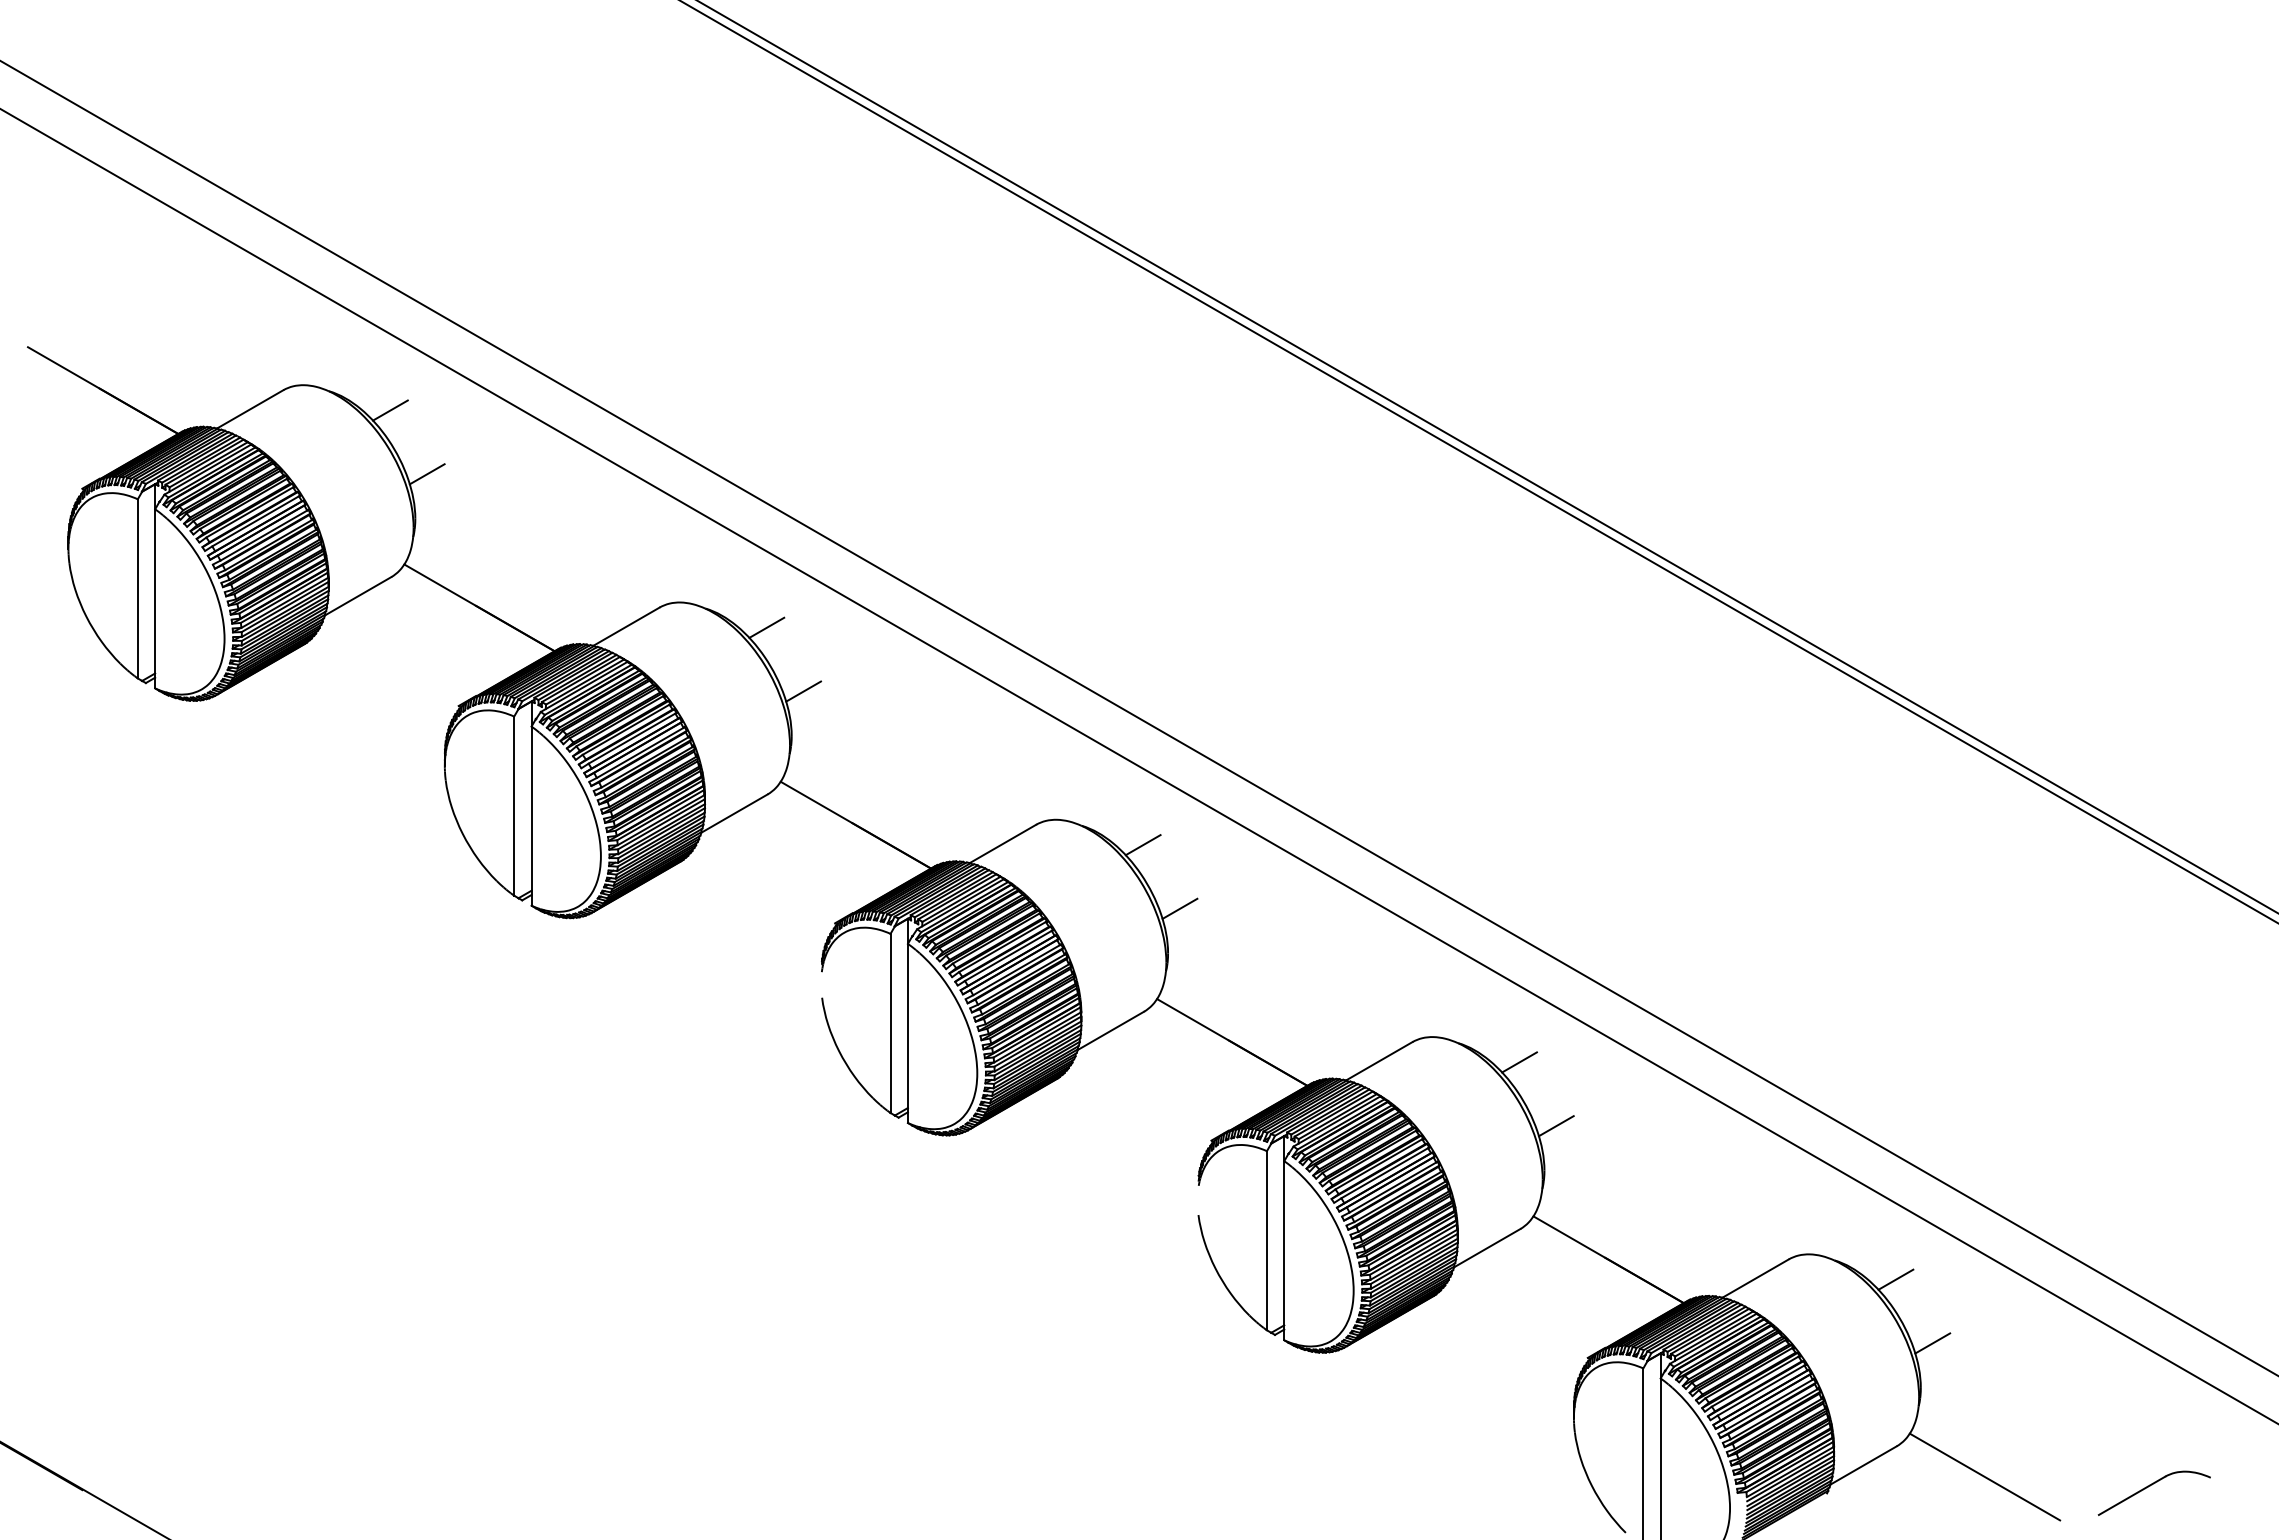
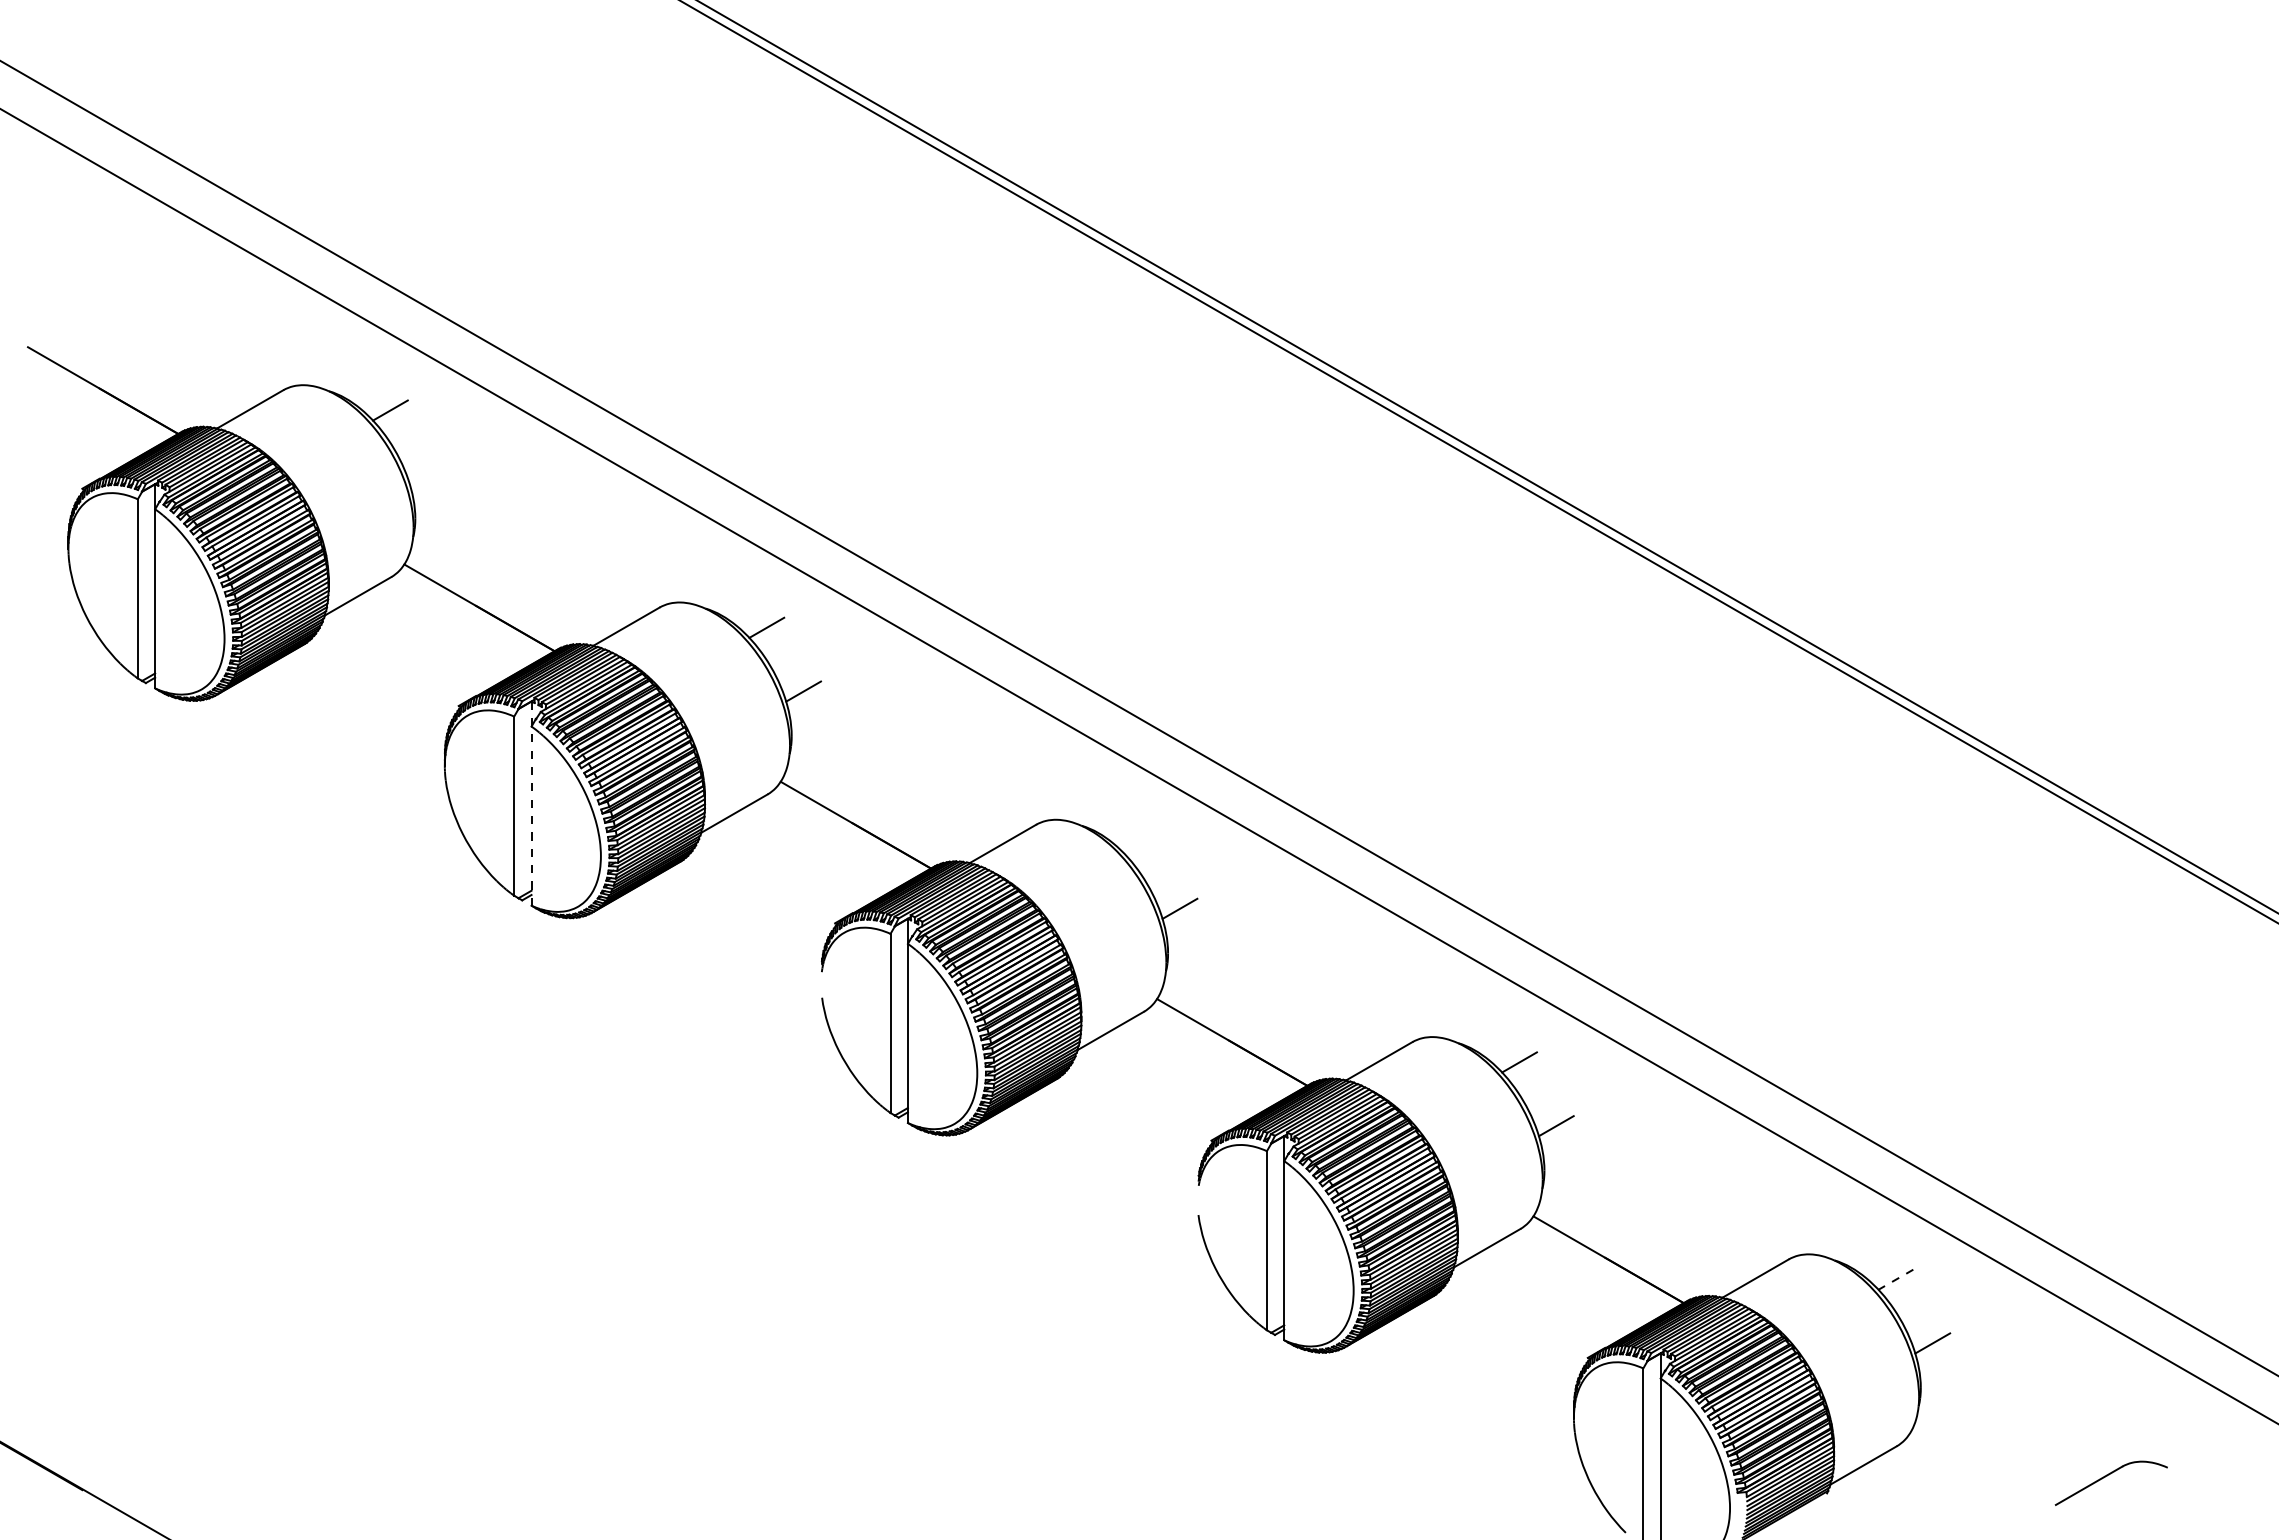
line: present -> none (426, 474)
line: solid -> dashed (531, 804)
line: present -> none (1142, 845)
line: solid -> dashed (1895, 1279)
line: present -> none (1984, 1476)
part position: (2150, 1486) -> (2107, 1476) (2107, 1476)
